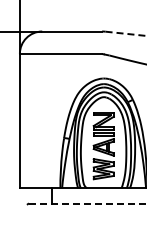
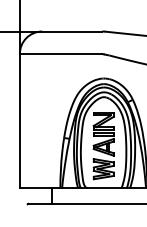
line: dashed -> solid (126, 33)
line: dashed -> solid (86, 203)
